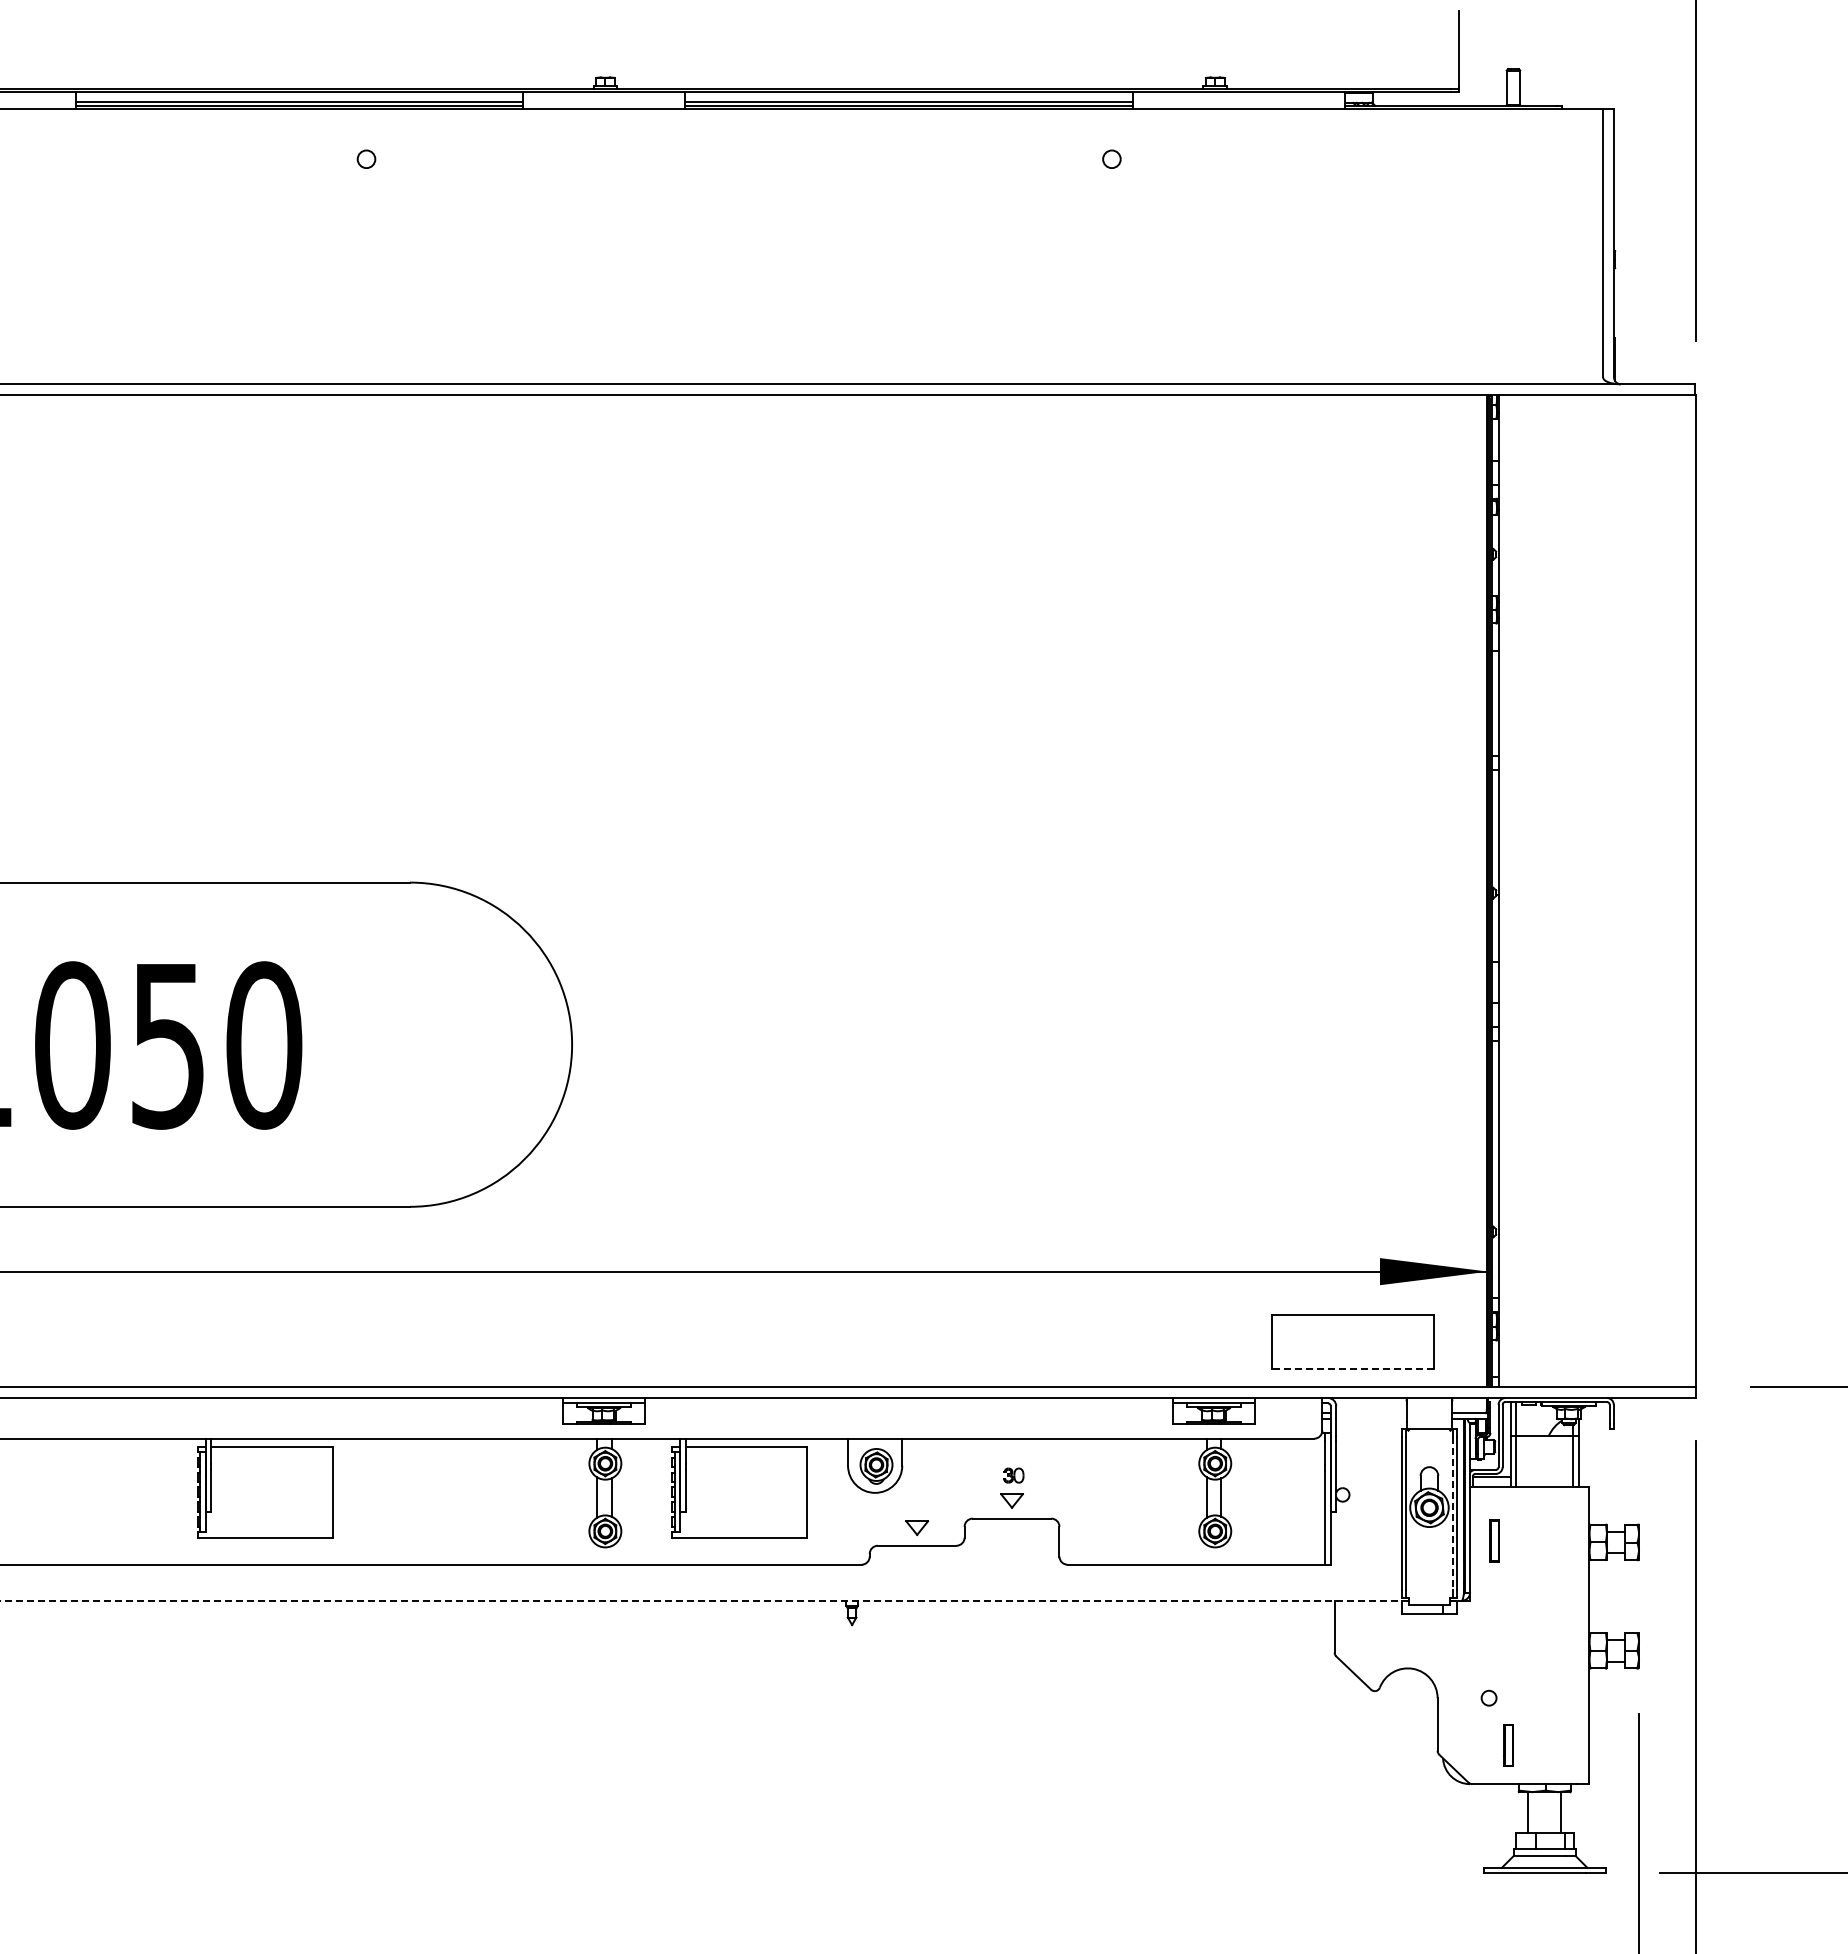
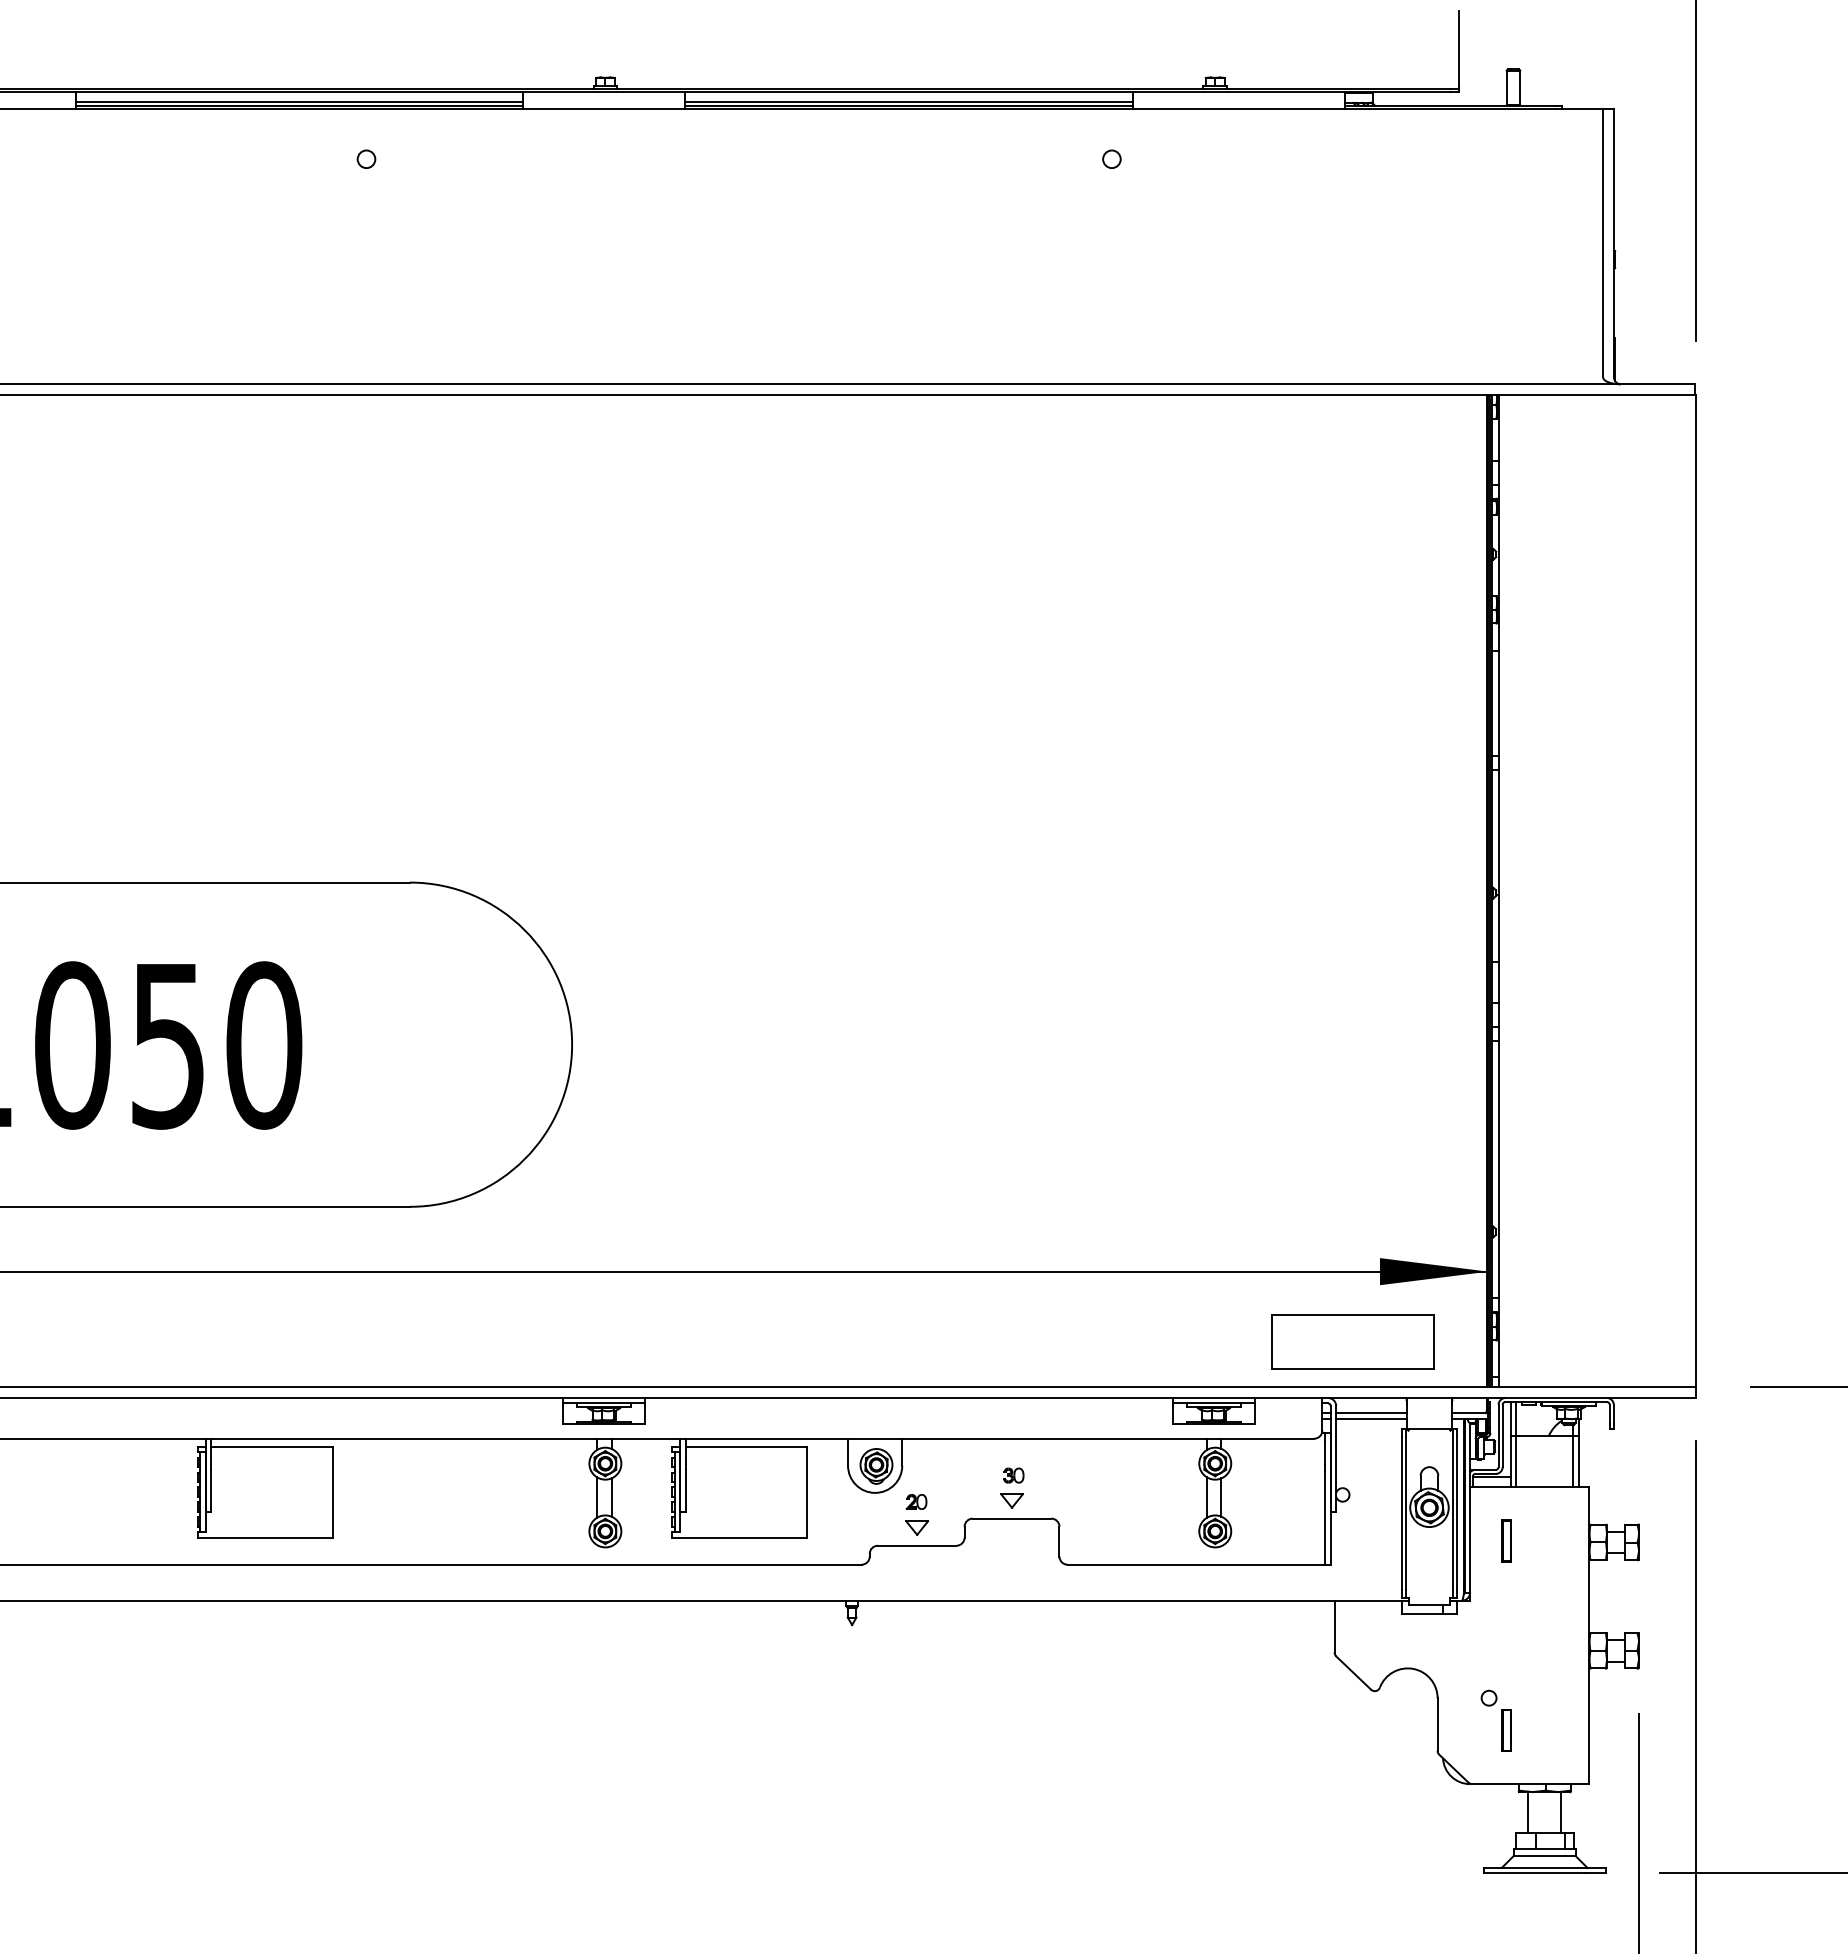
line: dashed -> solid (1352, 1368)
line: none -> present (1371, 1413)
line: none -> present (1371, 1418)
part: none -> present (916, 1501)
line: dashed -> solid (1452, 1513)
part position: (1494, 1540) -> (1506, 1540) (1506, 1540)
line: dashed -> solid (704, 1600)
part position: (1508, 1745) -> (1506, 1730) (1506, 1730)
